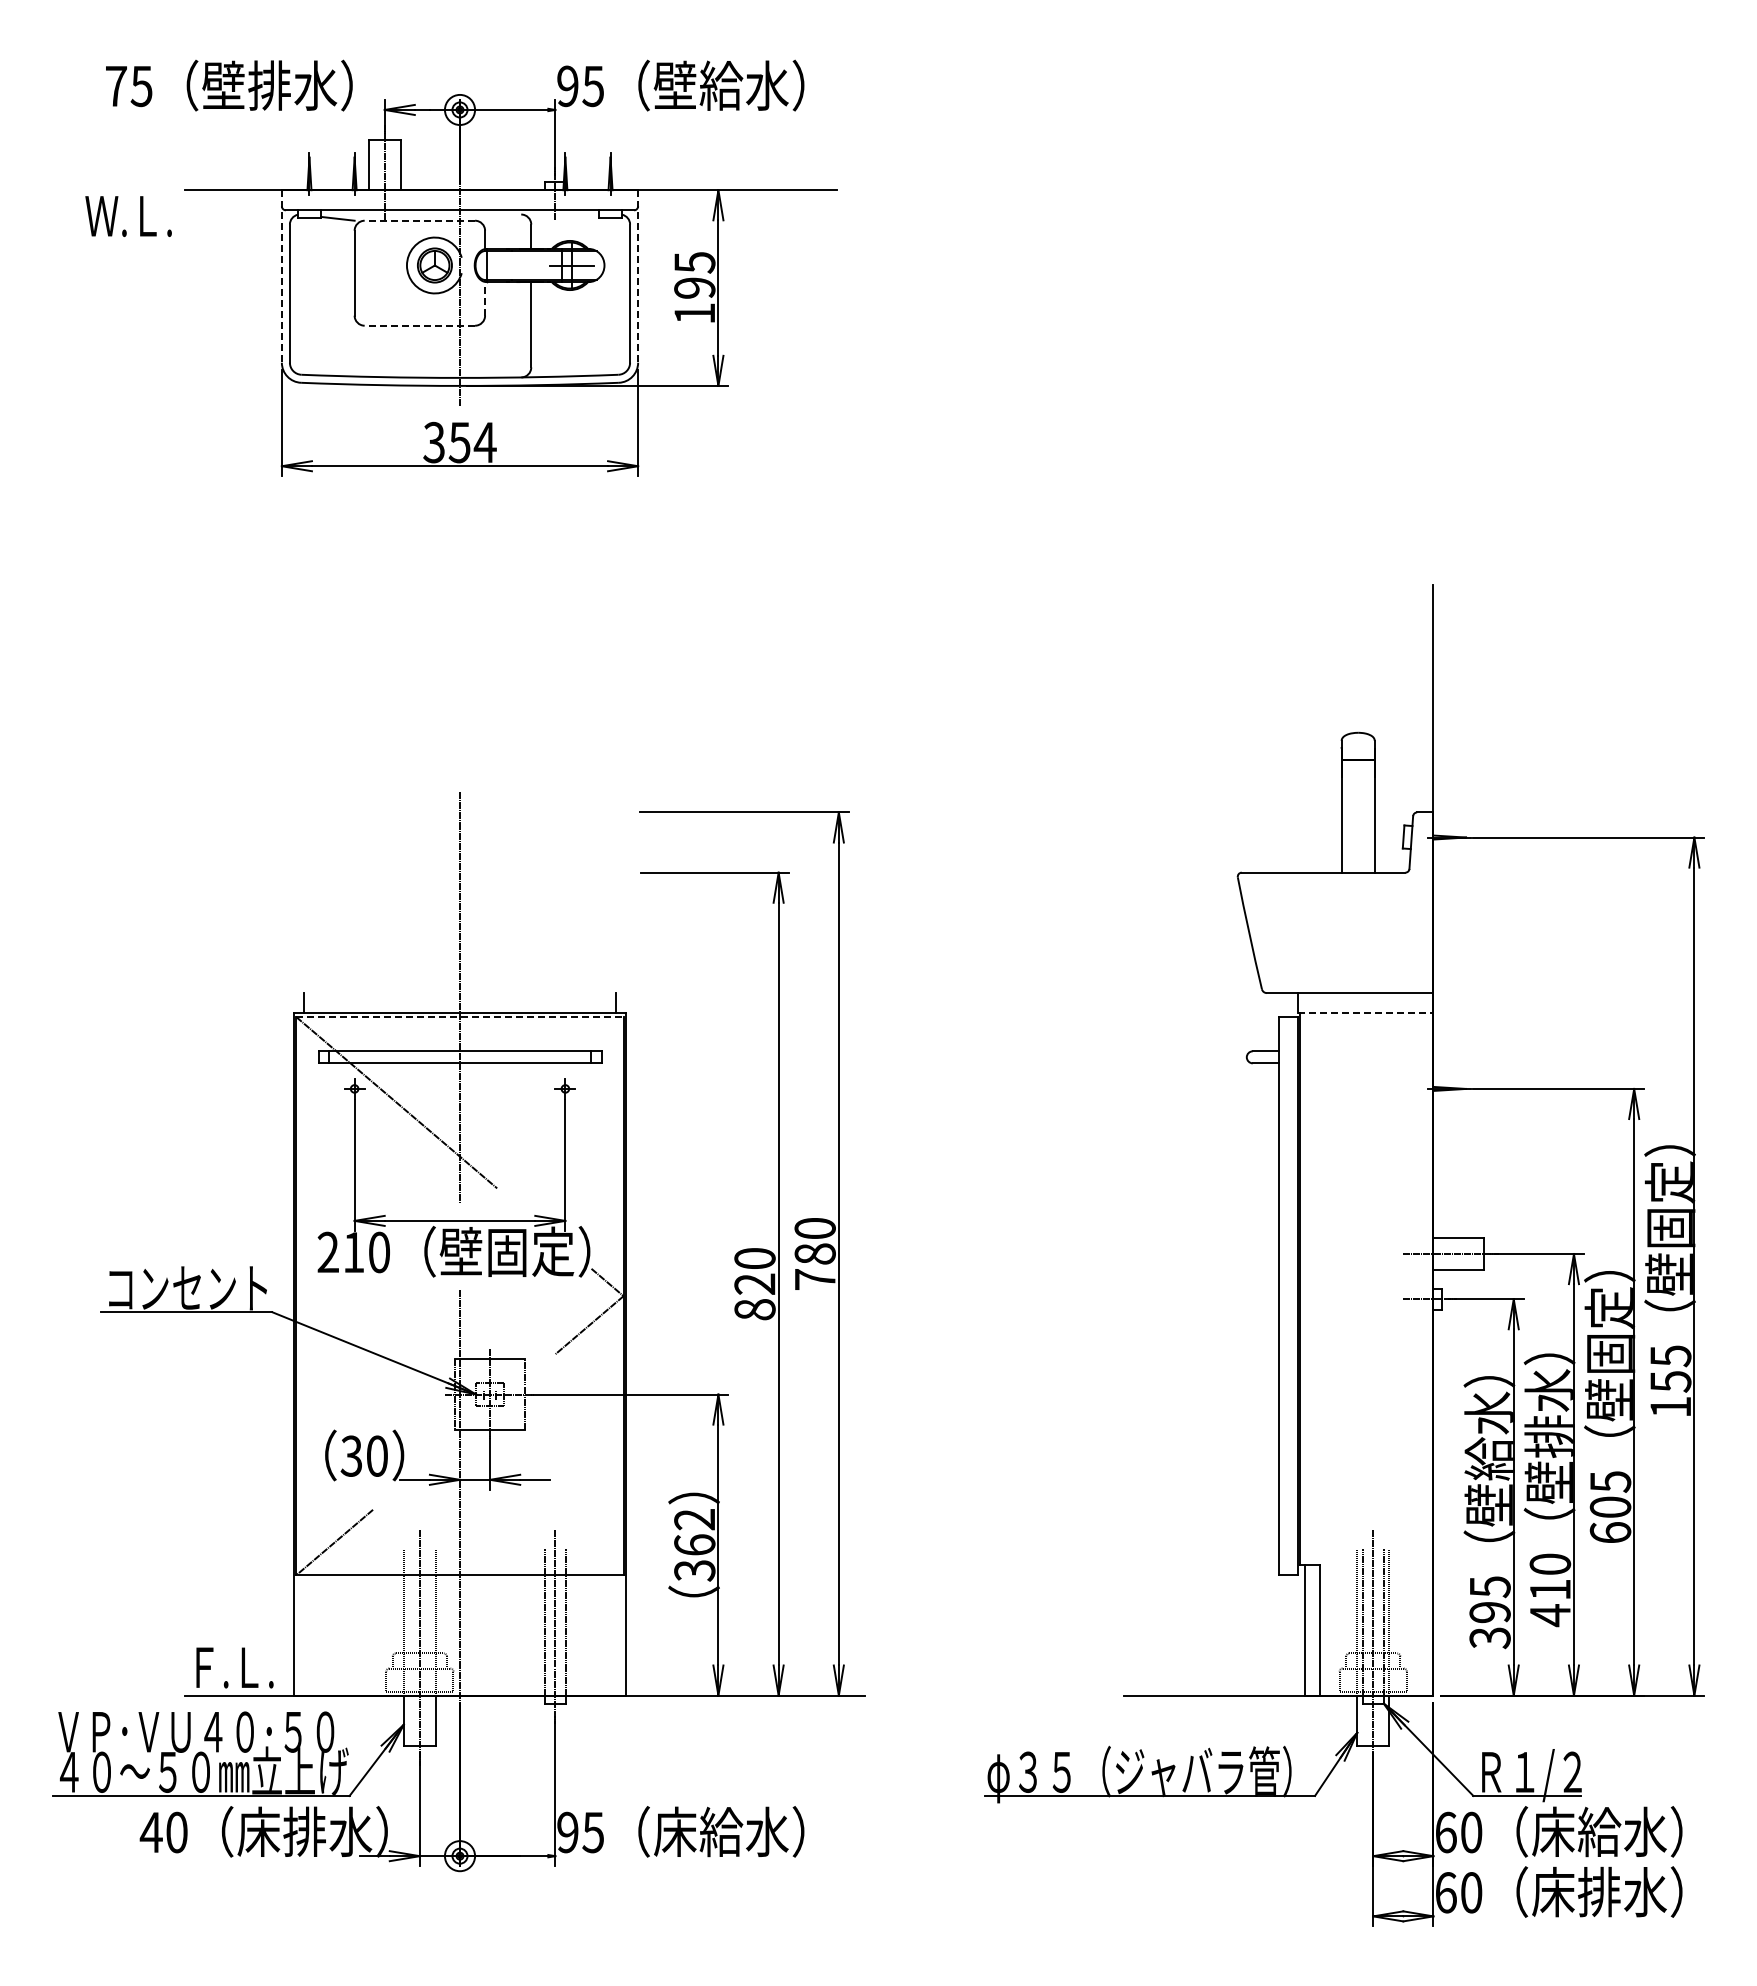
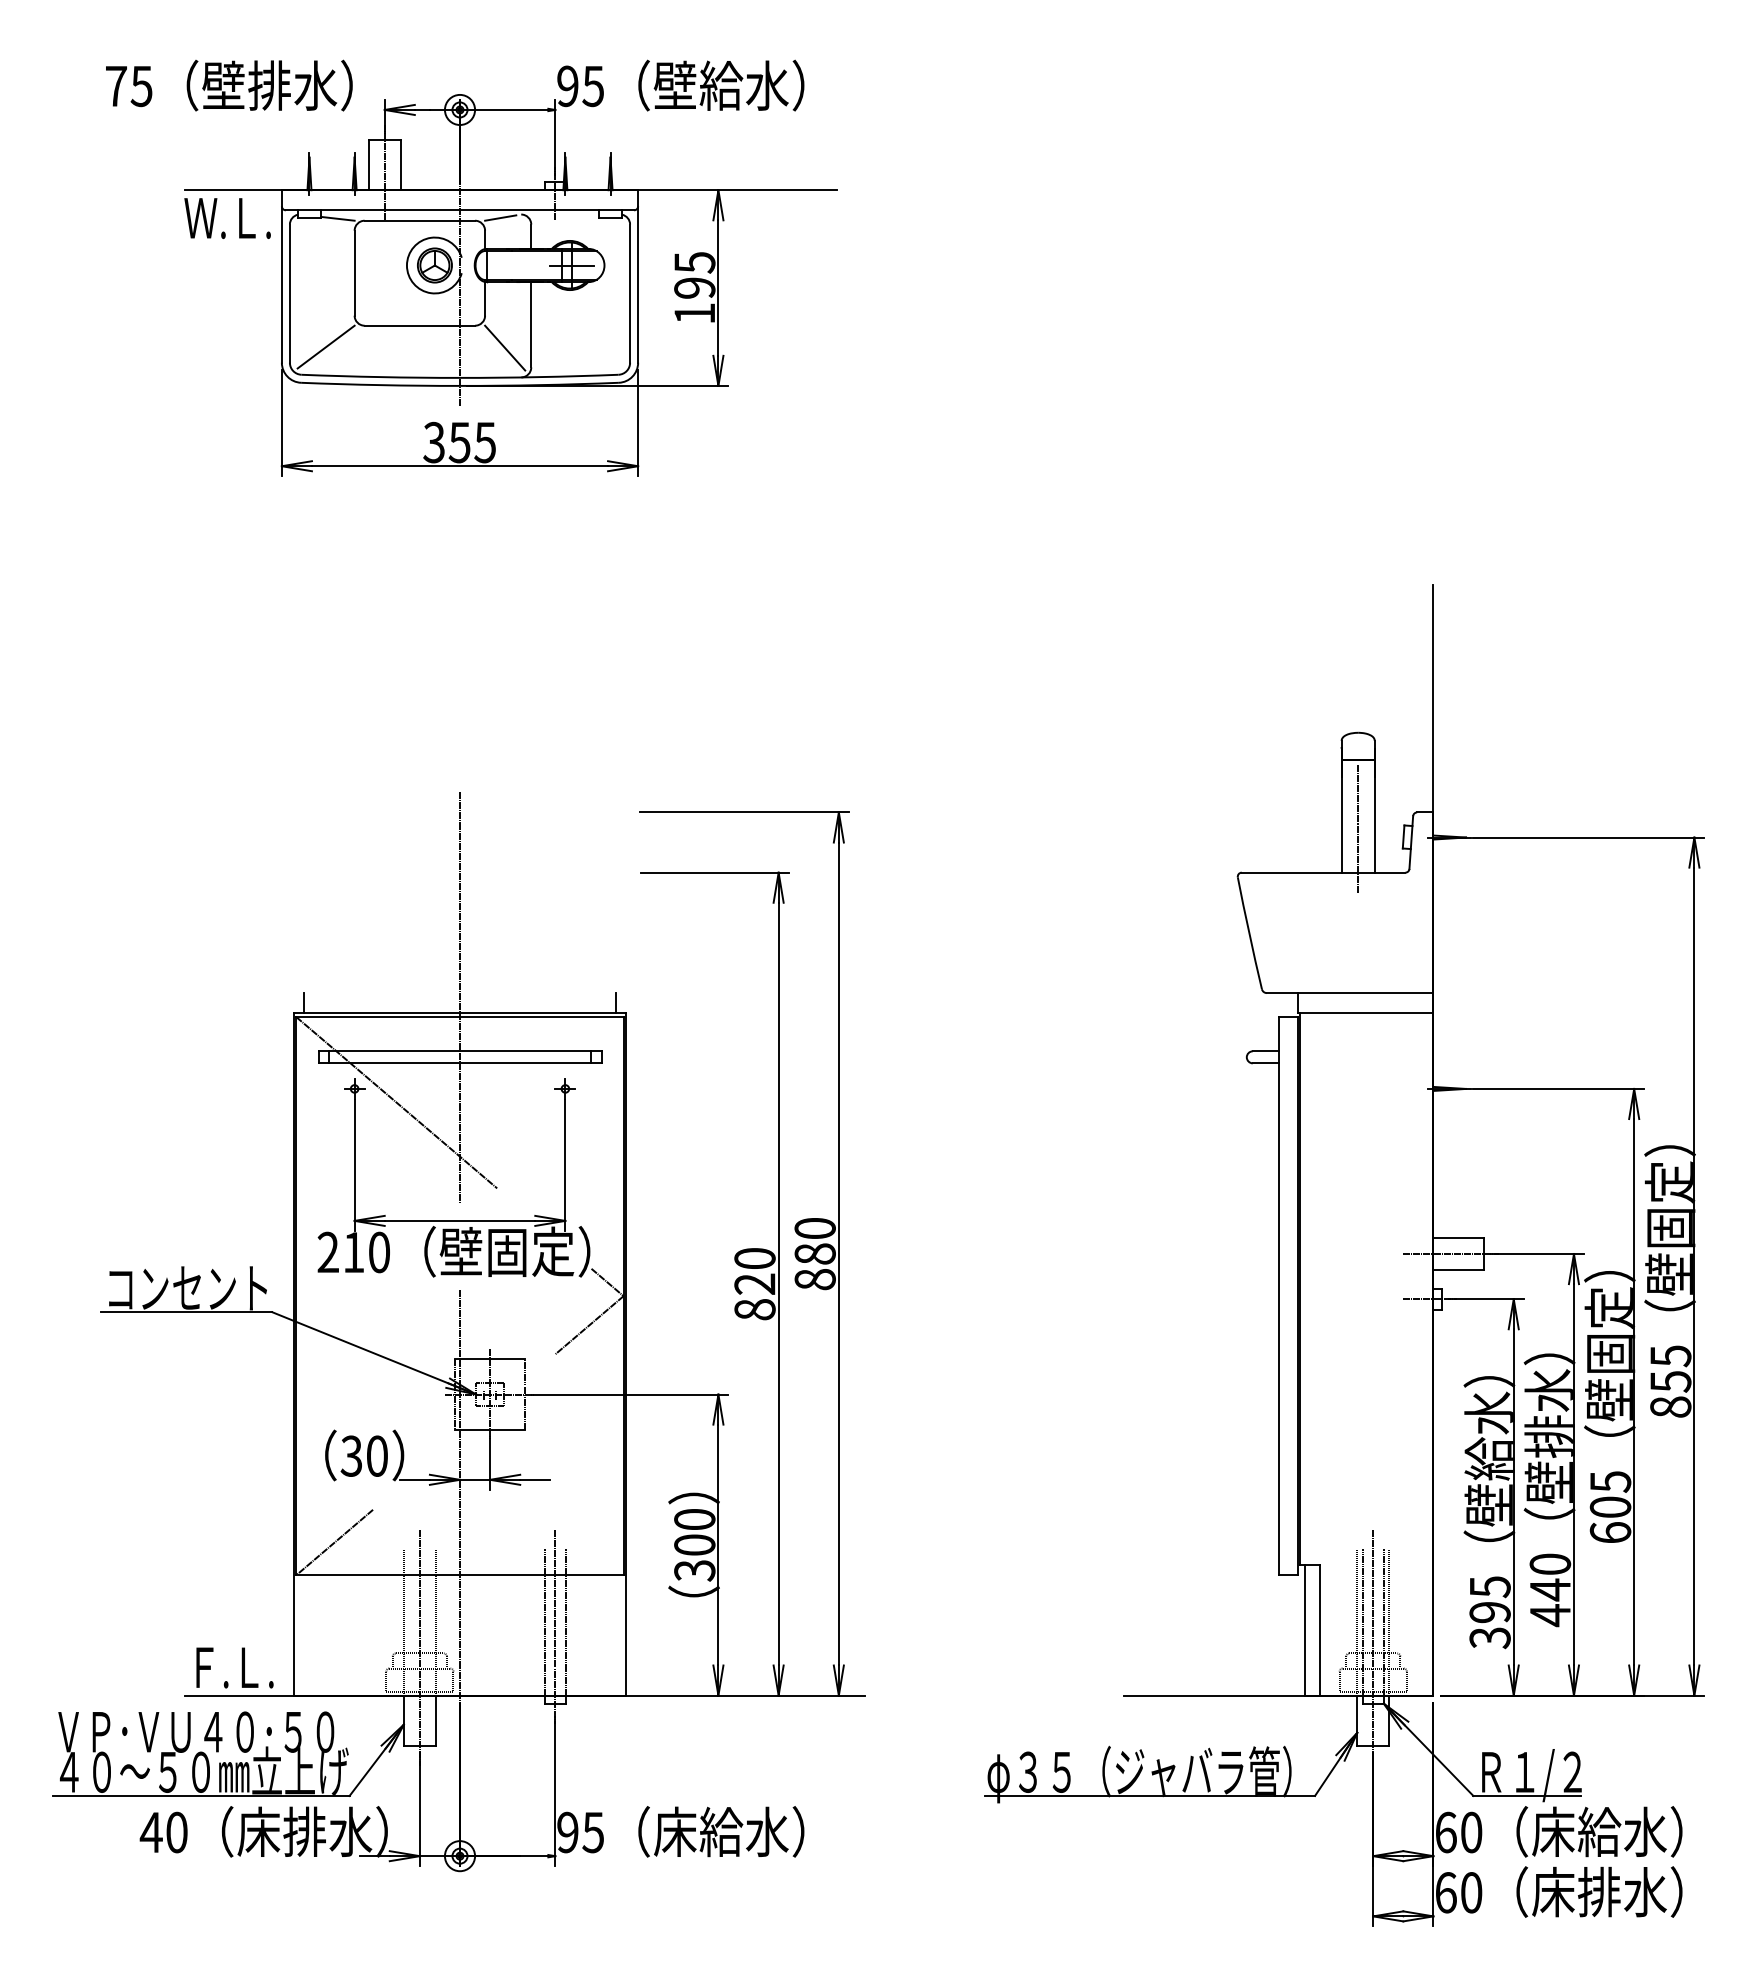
text position: (128, 216) -> (227, 218) (227, 218)
line: none -> present (500, 217)
line: dashed -> solid (419, 220)
line: dashed -> solid (281, 277)
line: dashed -> solid (638, 277)
line: dashed -> solid (485, 298)
line: dashed -> solid (419, 325)
line: none -> present (325, 346)
line: none -> present (505, 347)
text: 354 -> 355 (484, 442)
line: none -> present (1358, 828)
line: dashed -> solid (1365, 1013)
line: dashed -> solid (460, 1017)
text: 780 -> 880 (814, 1279)
text: 155 -> 855 (1670, 1406)
text: 362 -> 300 (694, 1532)
text: 410 -> 440 (1550, 1589)
